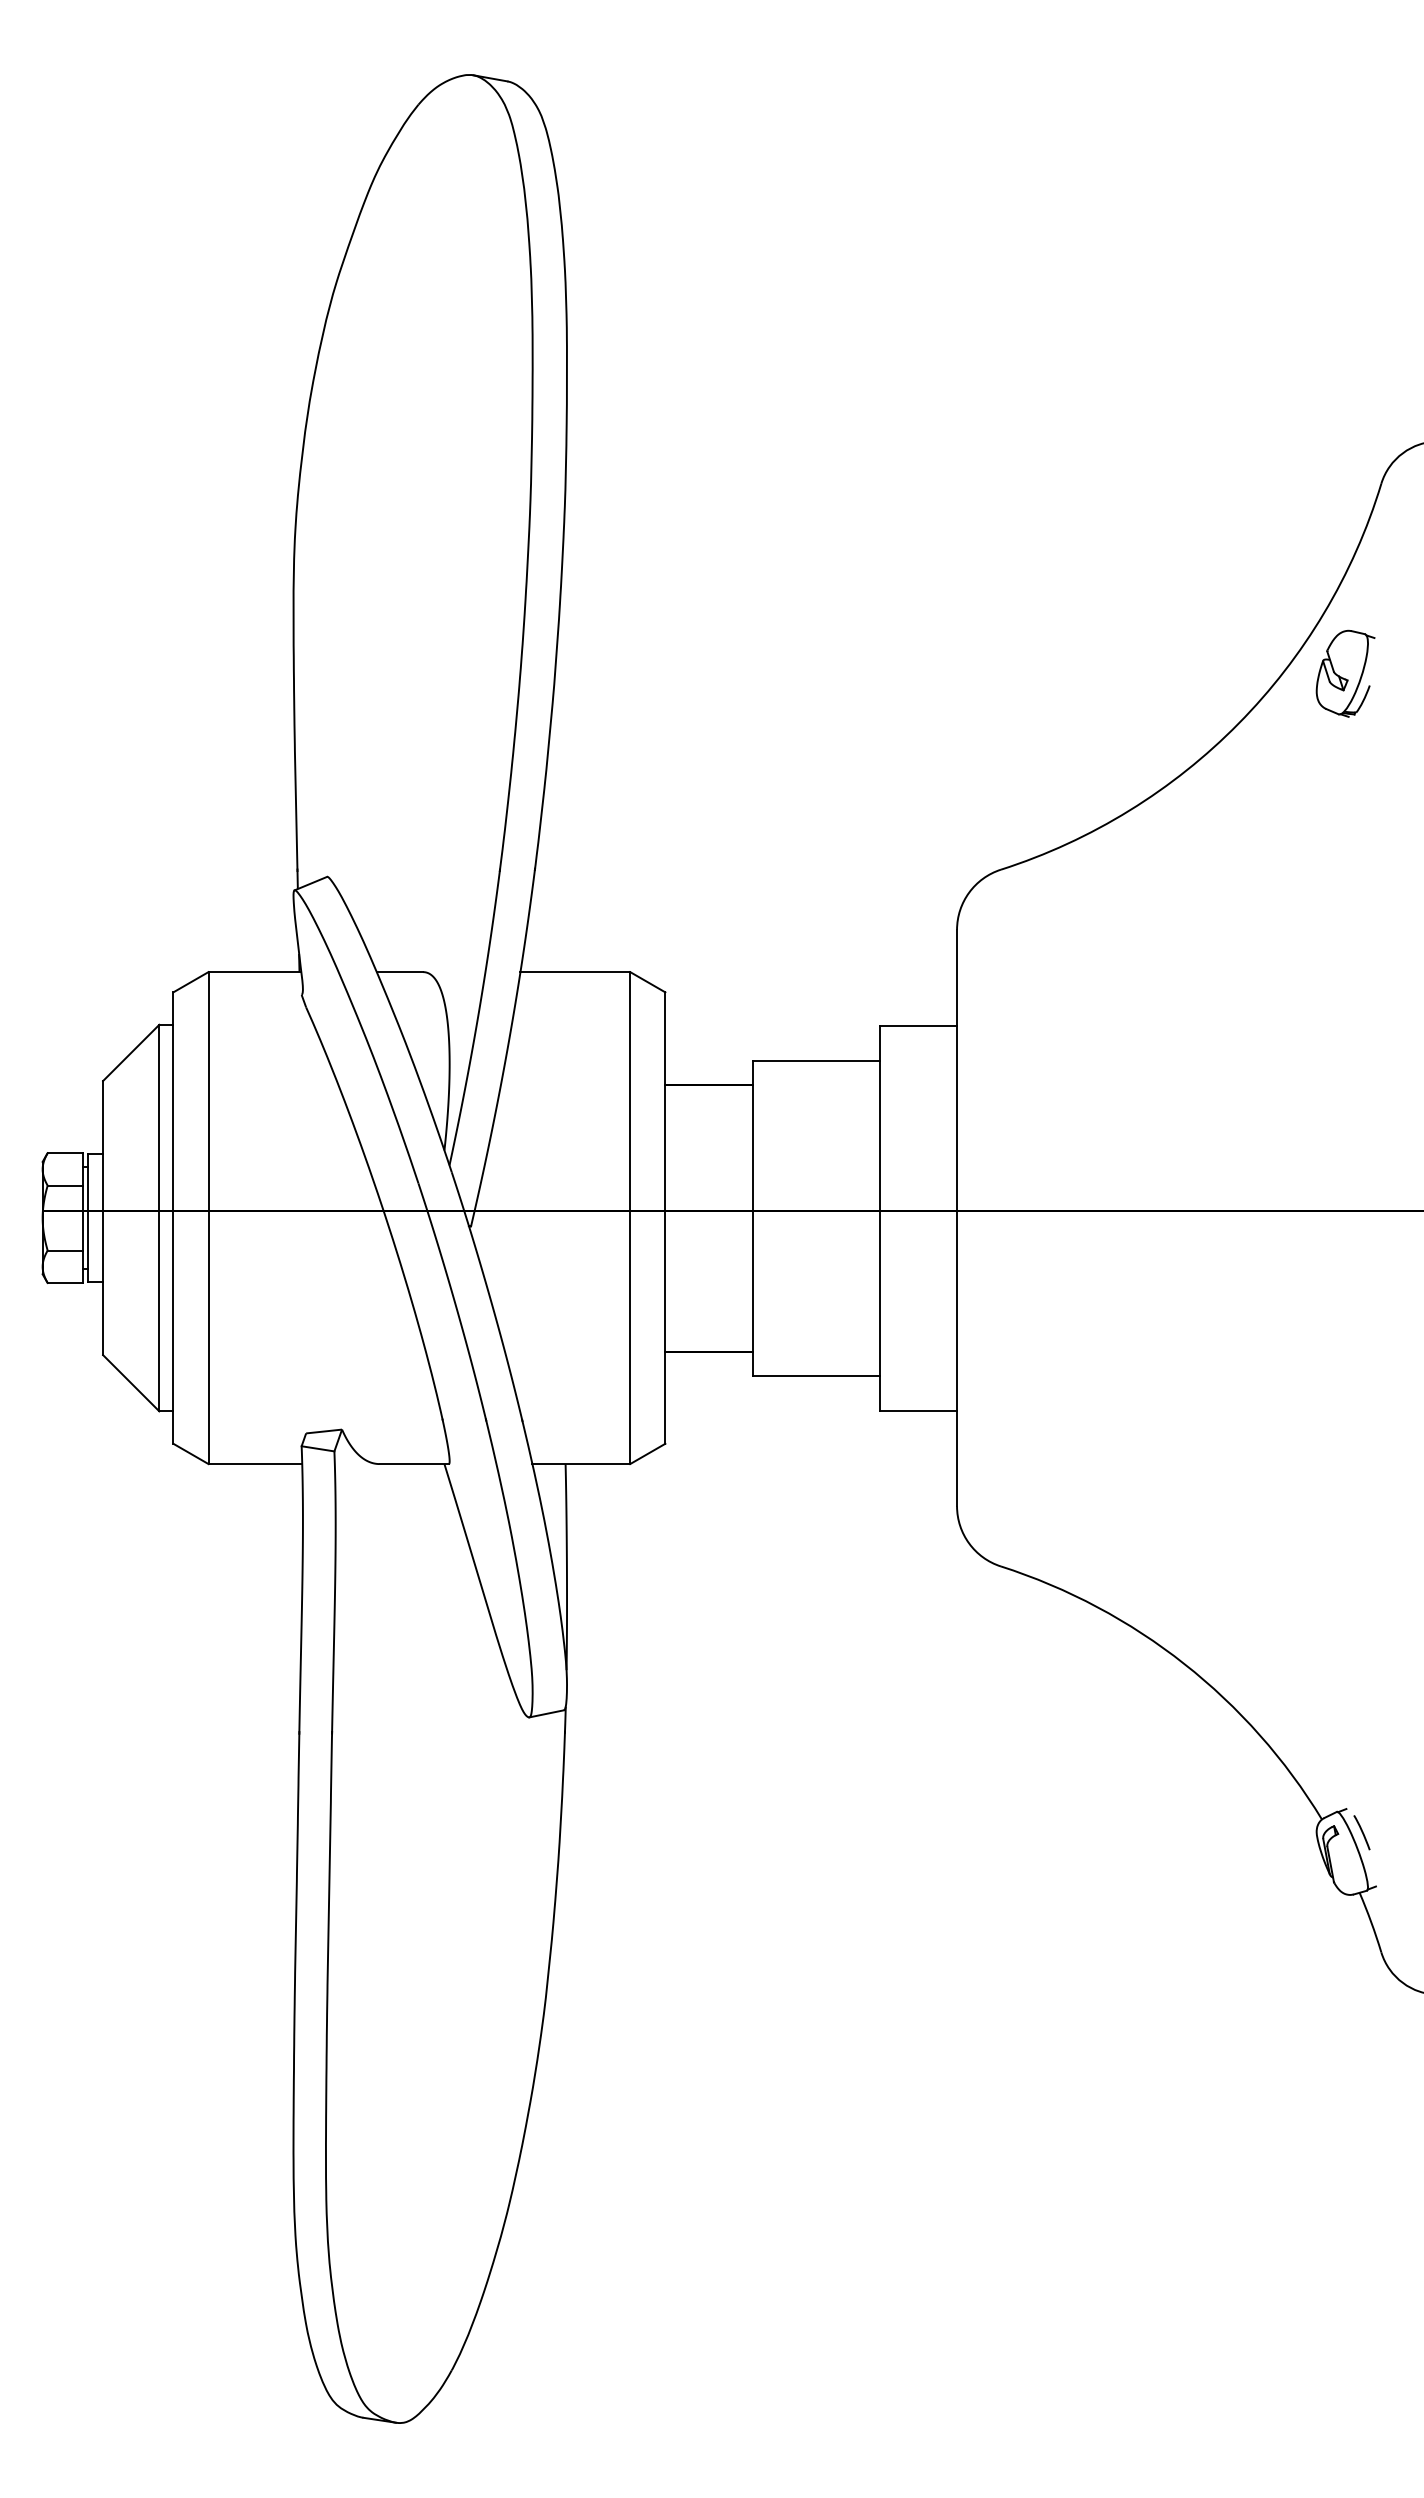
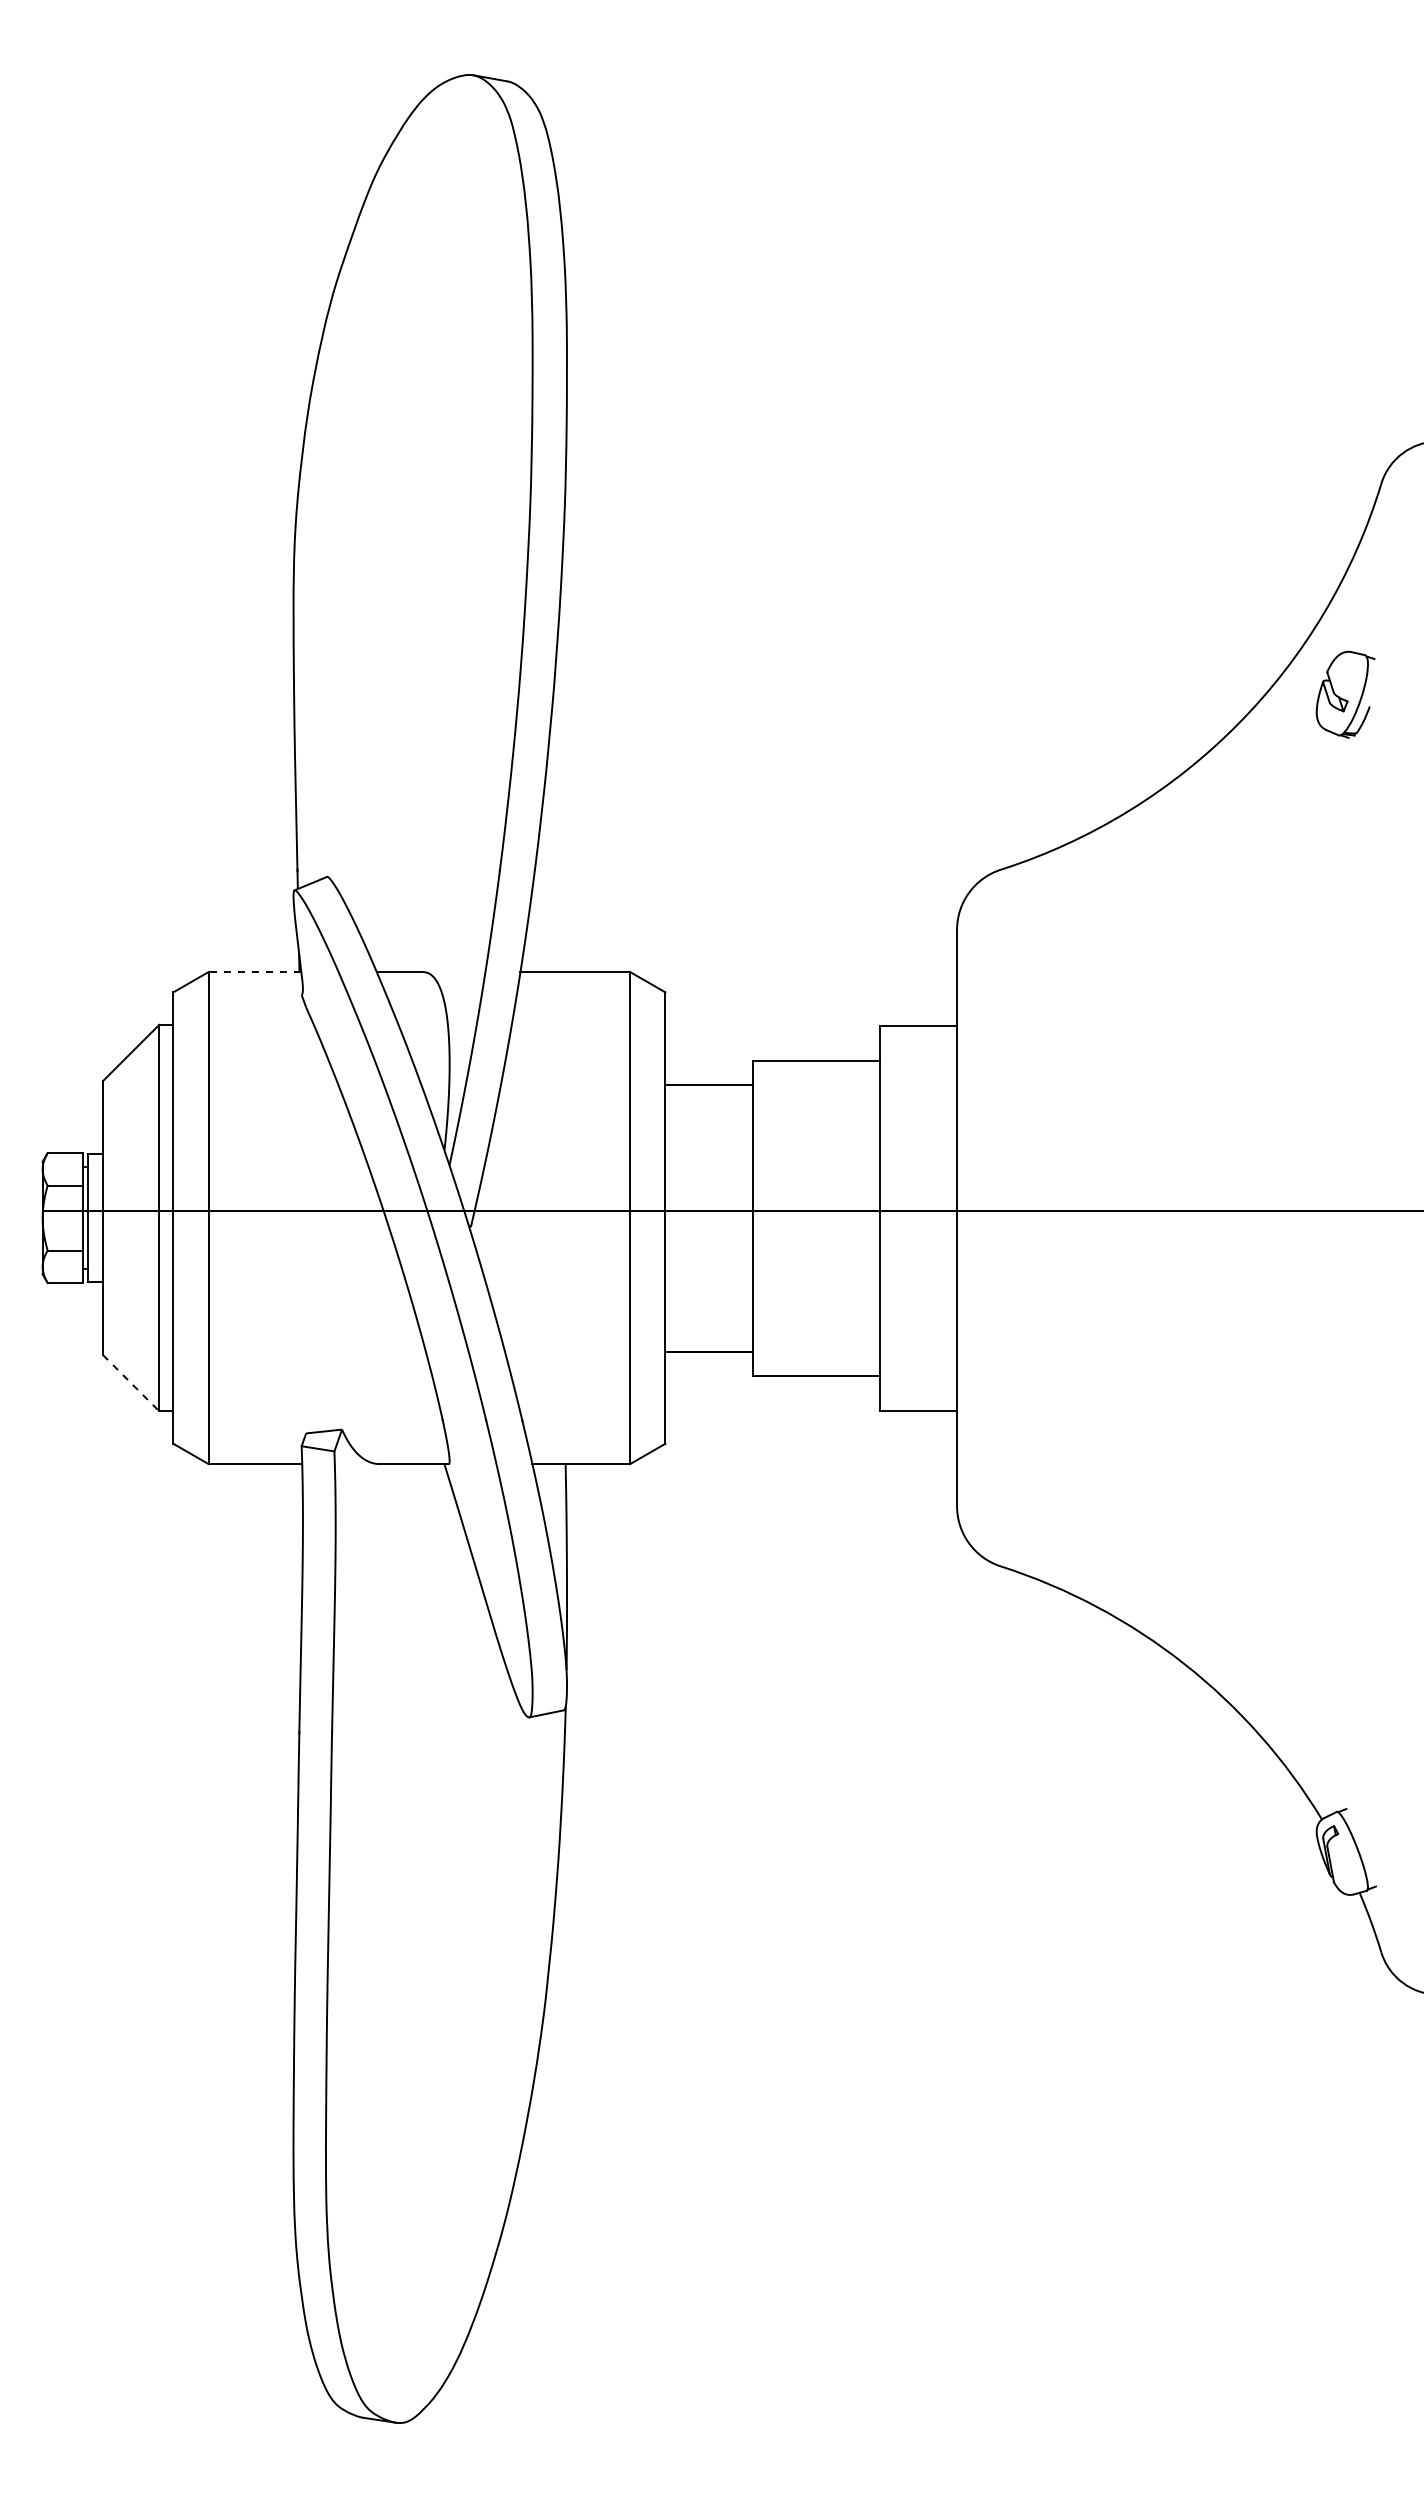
part position: (1345, 673) -> (1345, 694) (1345, 694)
line: solid -> dashed (254, 972)
line: solid -> dashed (131, 1383)
line: present -> none (1361, 1832)
